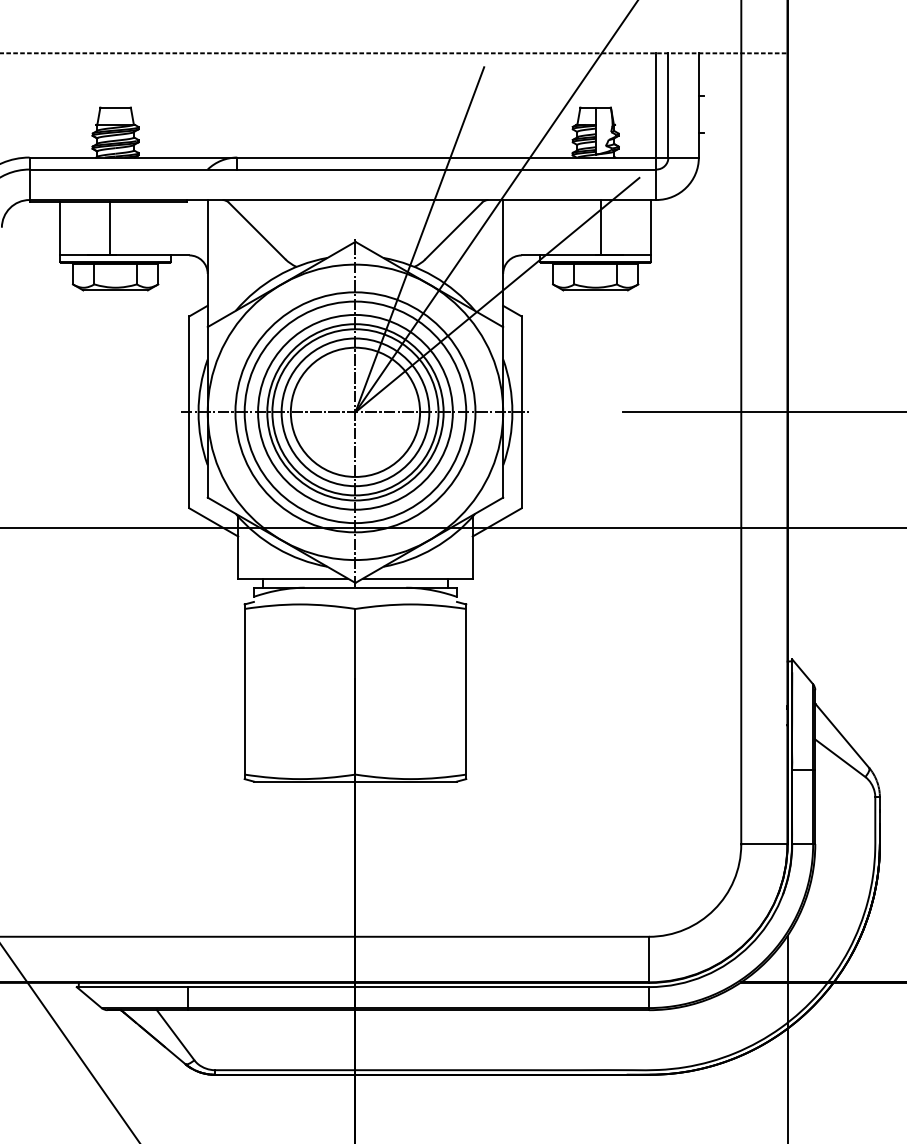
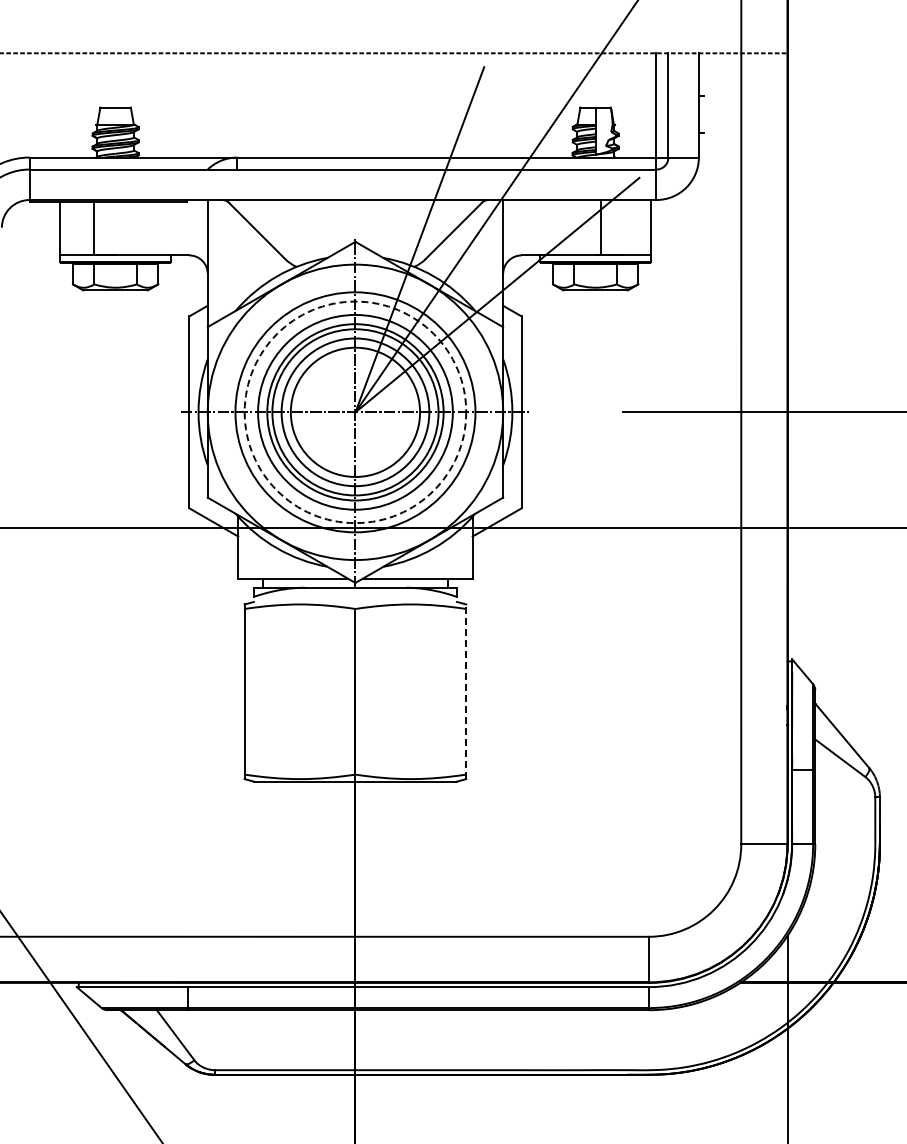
line position: (110, 228) -> (94, 228) (94, 228)
circle: solid -> dashed (355, 412)
line: solid -> dashed (466, 691)
line position: (70, 1043) -> (81, 1027) (81, 1027)
